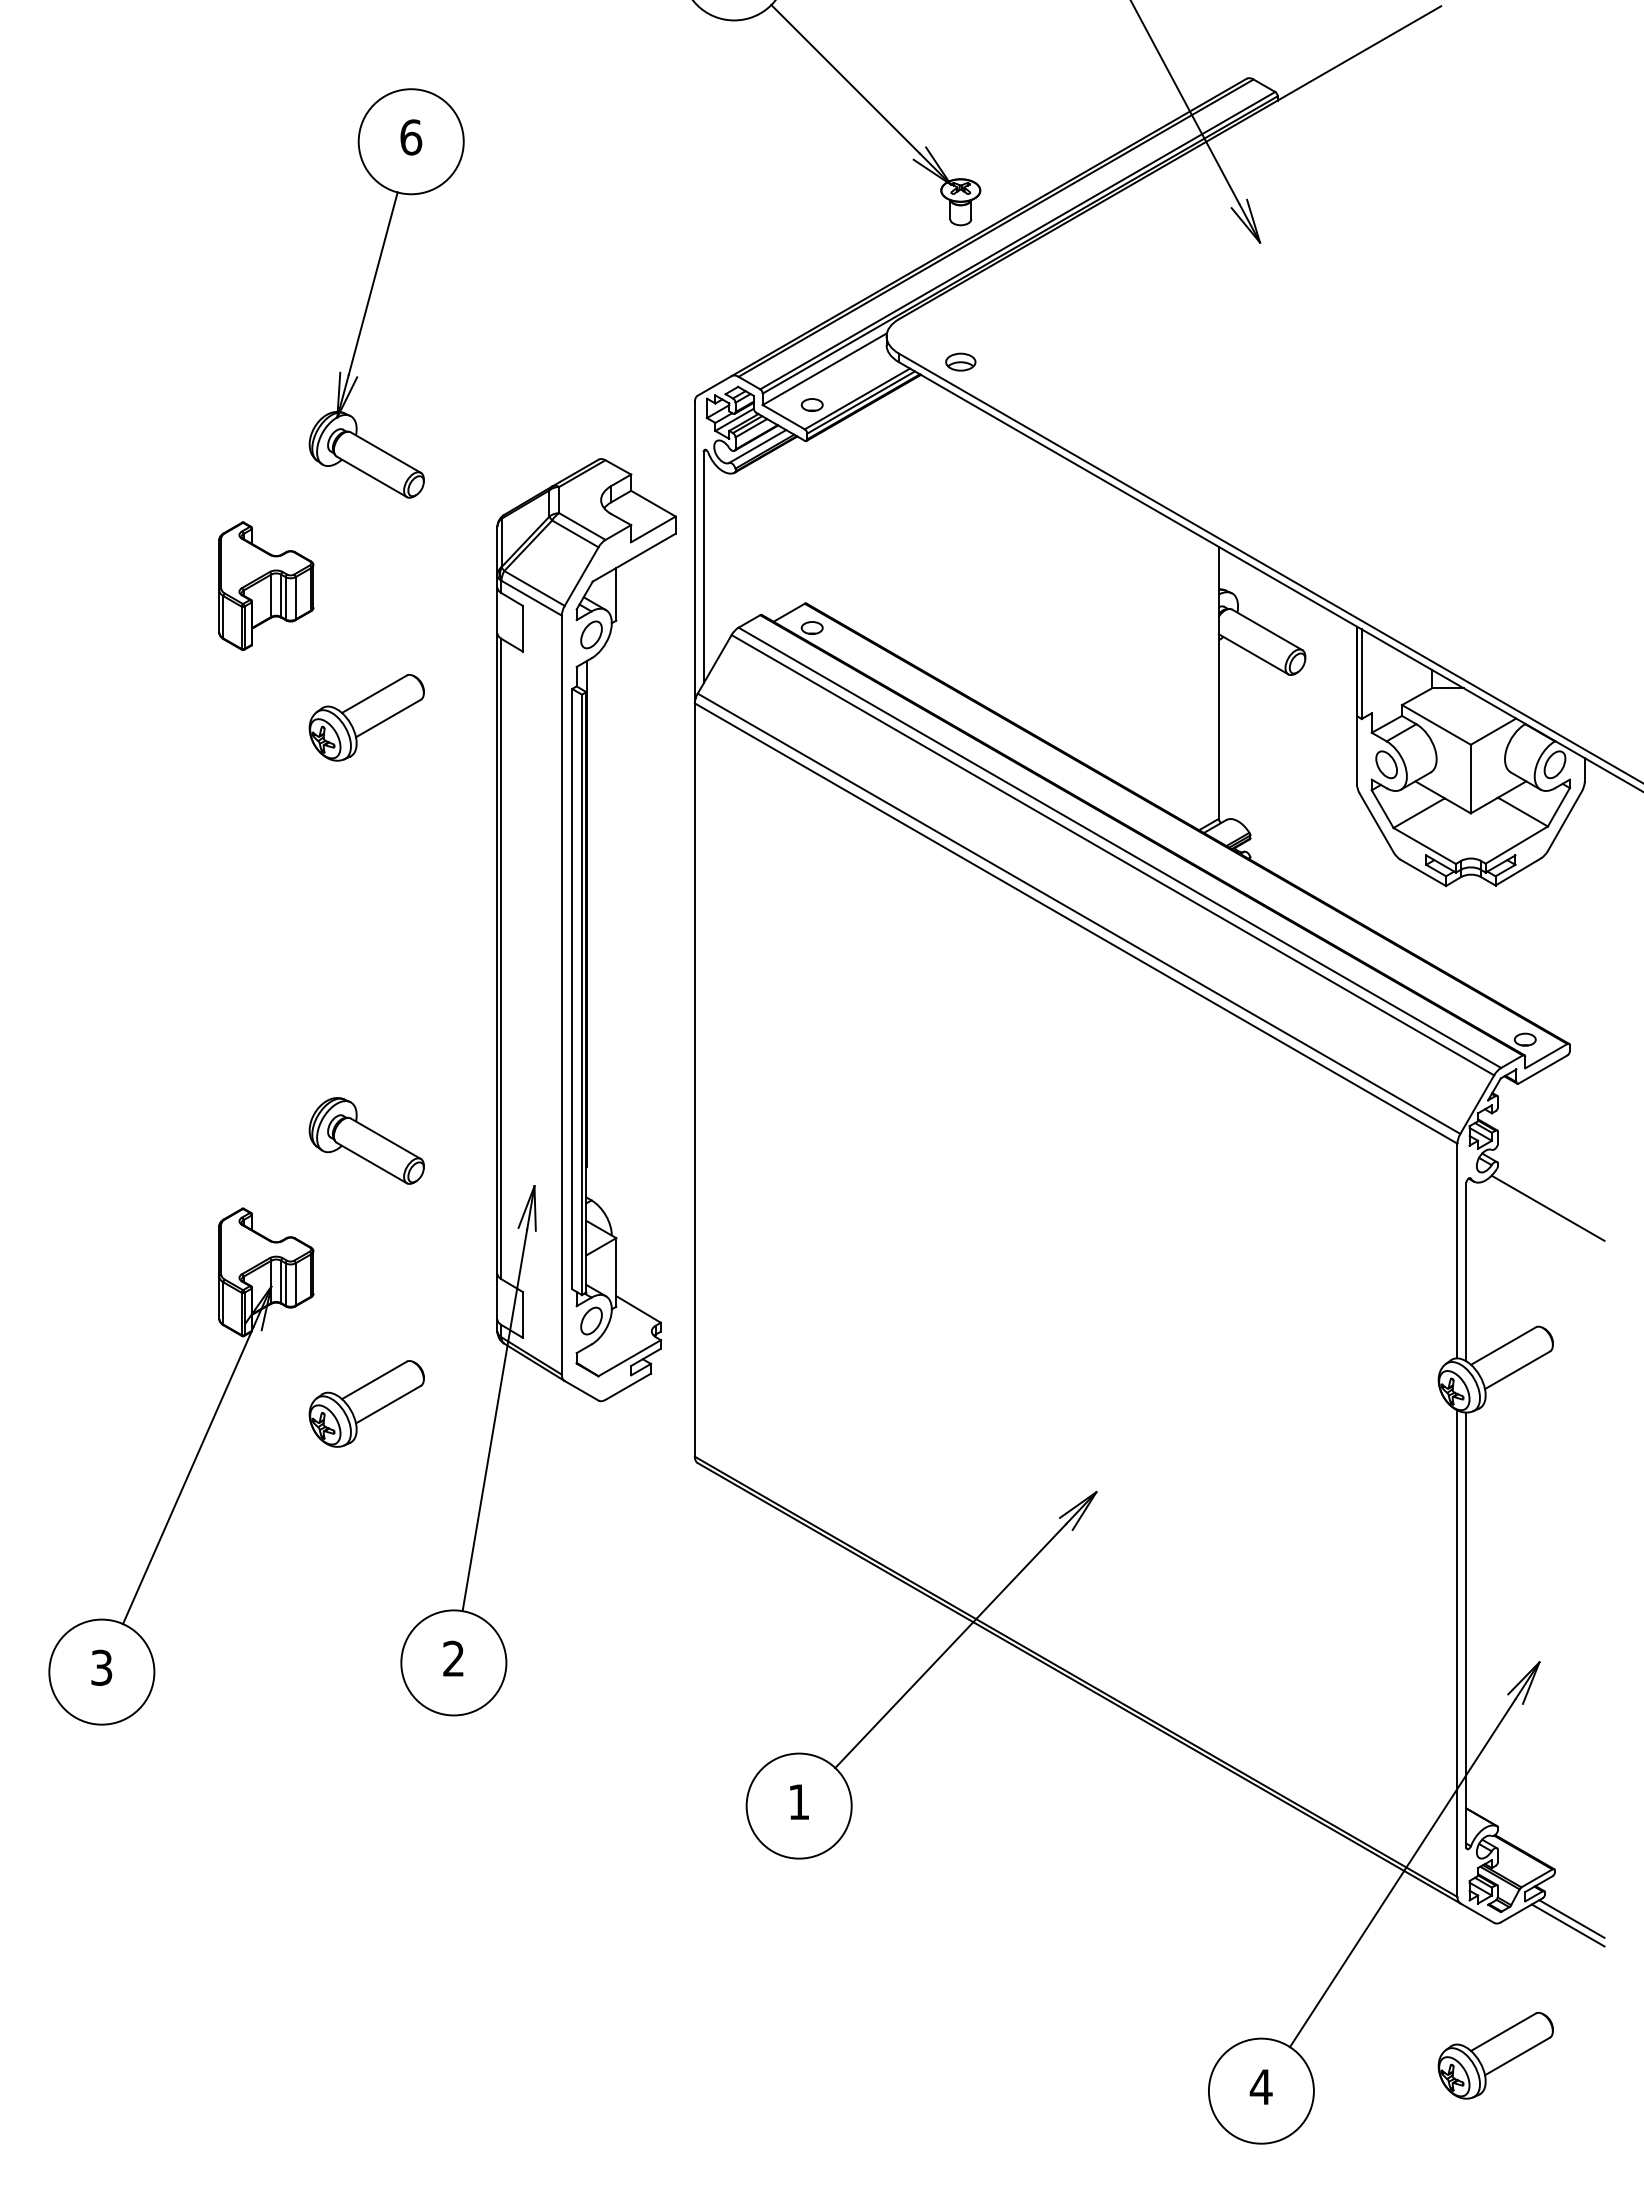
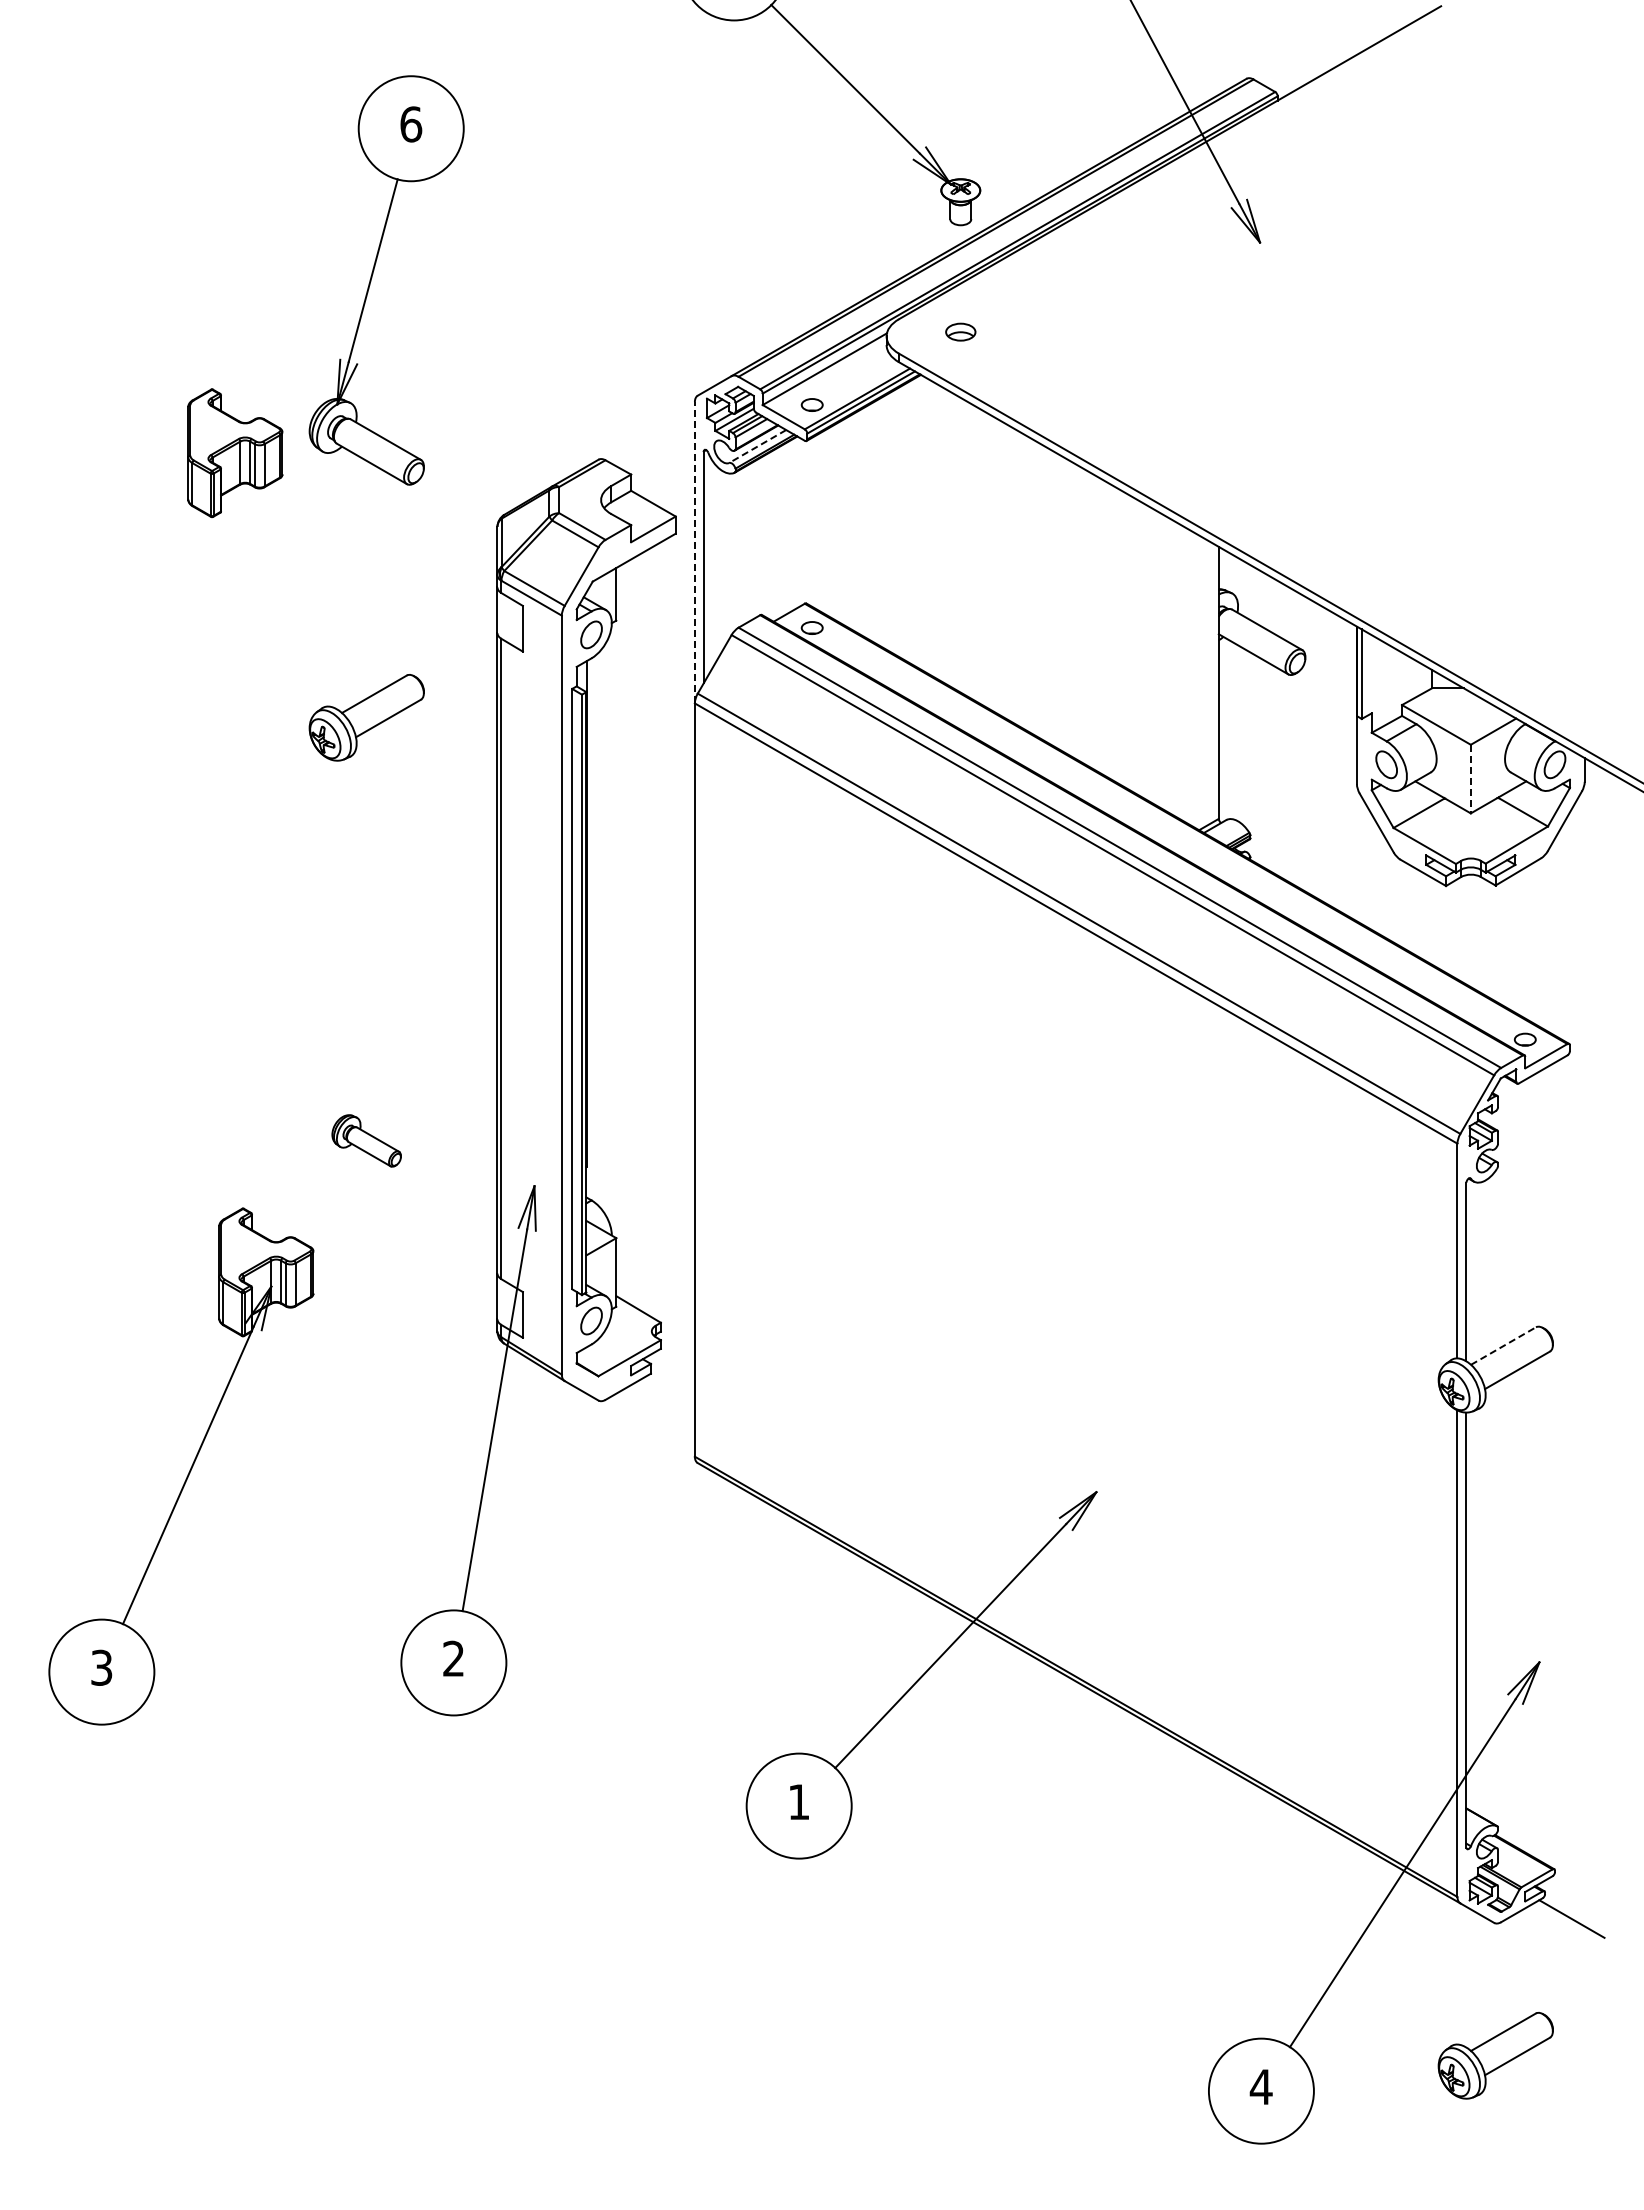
part position: (372, 291) -> (372, 278) (372, 278)
part position: (960, 361) -> (960, 331) (960, 331)
line: solid -> dashed (757, 446)
line: solid -> dashed (694, 552)
part position: (266, 585) -> (235, 452) (235, 452)
line: solid -> dashed (1470, 779)
part size: 117x88 px -> 71x54 px (366, 1140)
line: present -> none (1547, 1207)
line: solid -> dashed (1503, 1346)
part: present -> none (366, 1403)
line: present -> none (1567, 1925)
